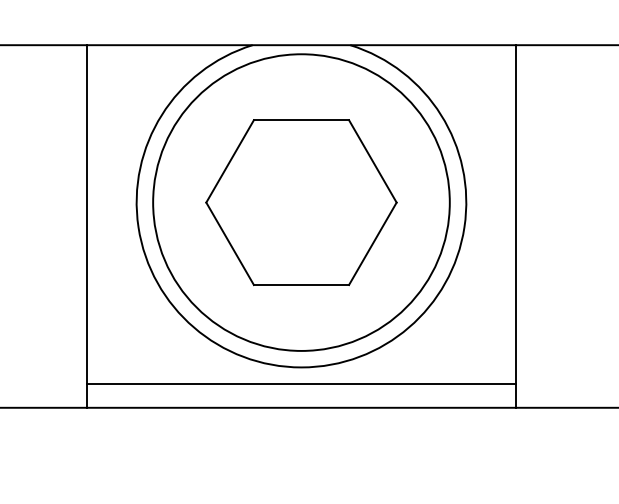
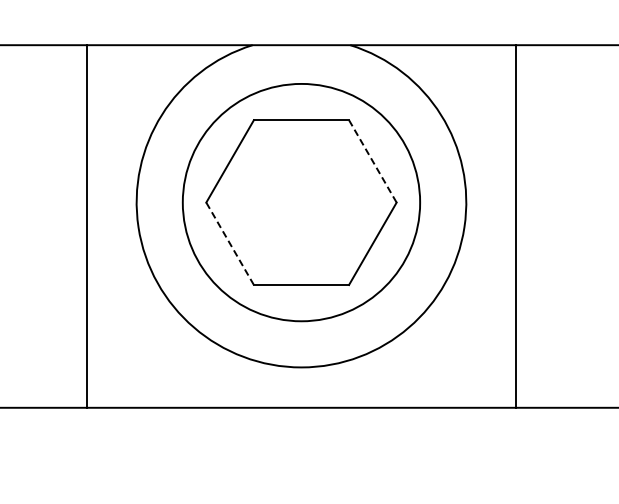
line: solid -> dashed (372, 161)
circle diameter: 297 px -> 237 px (301, 202)
line: solid -> dashed (230, 243)
line: present -> none (301, 383)
